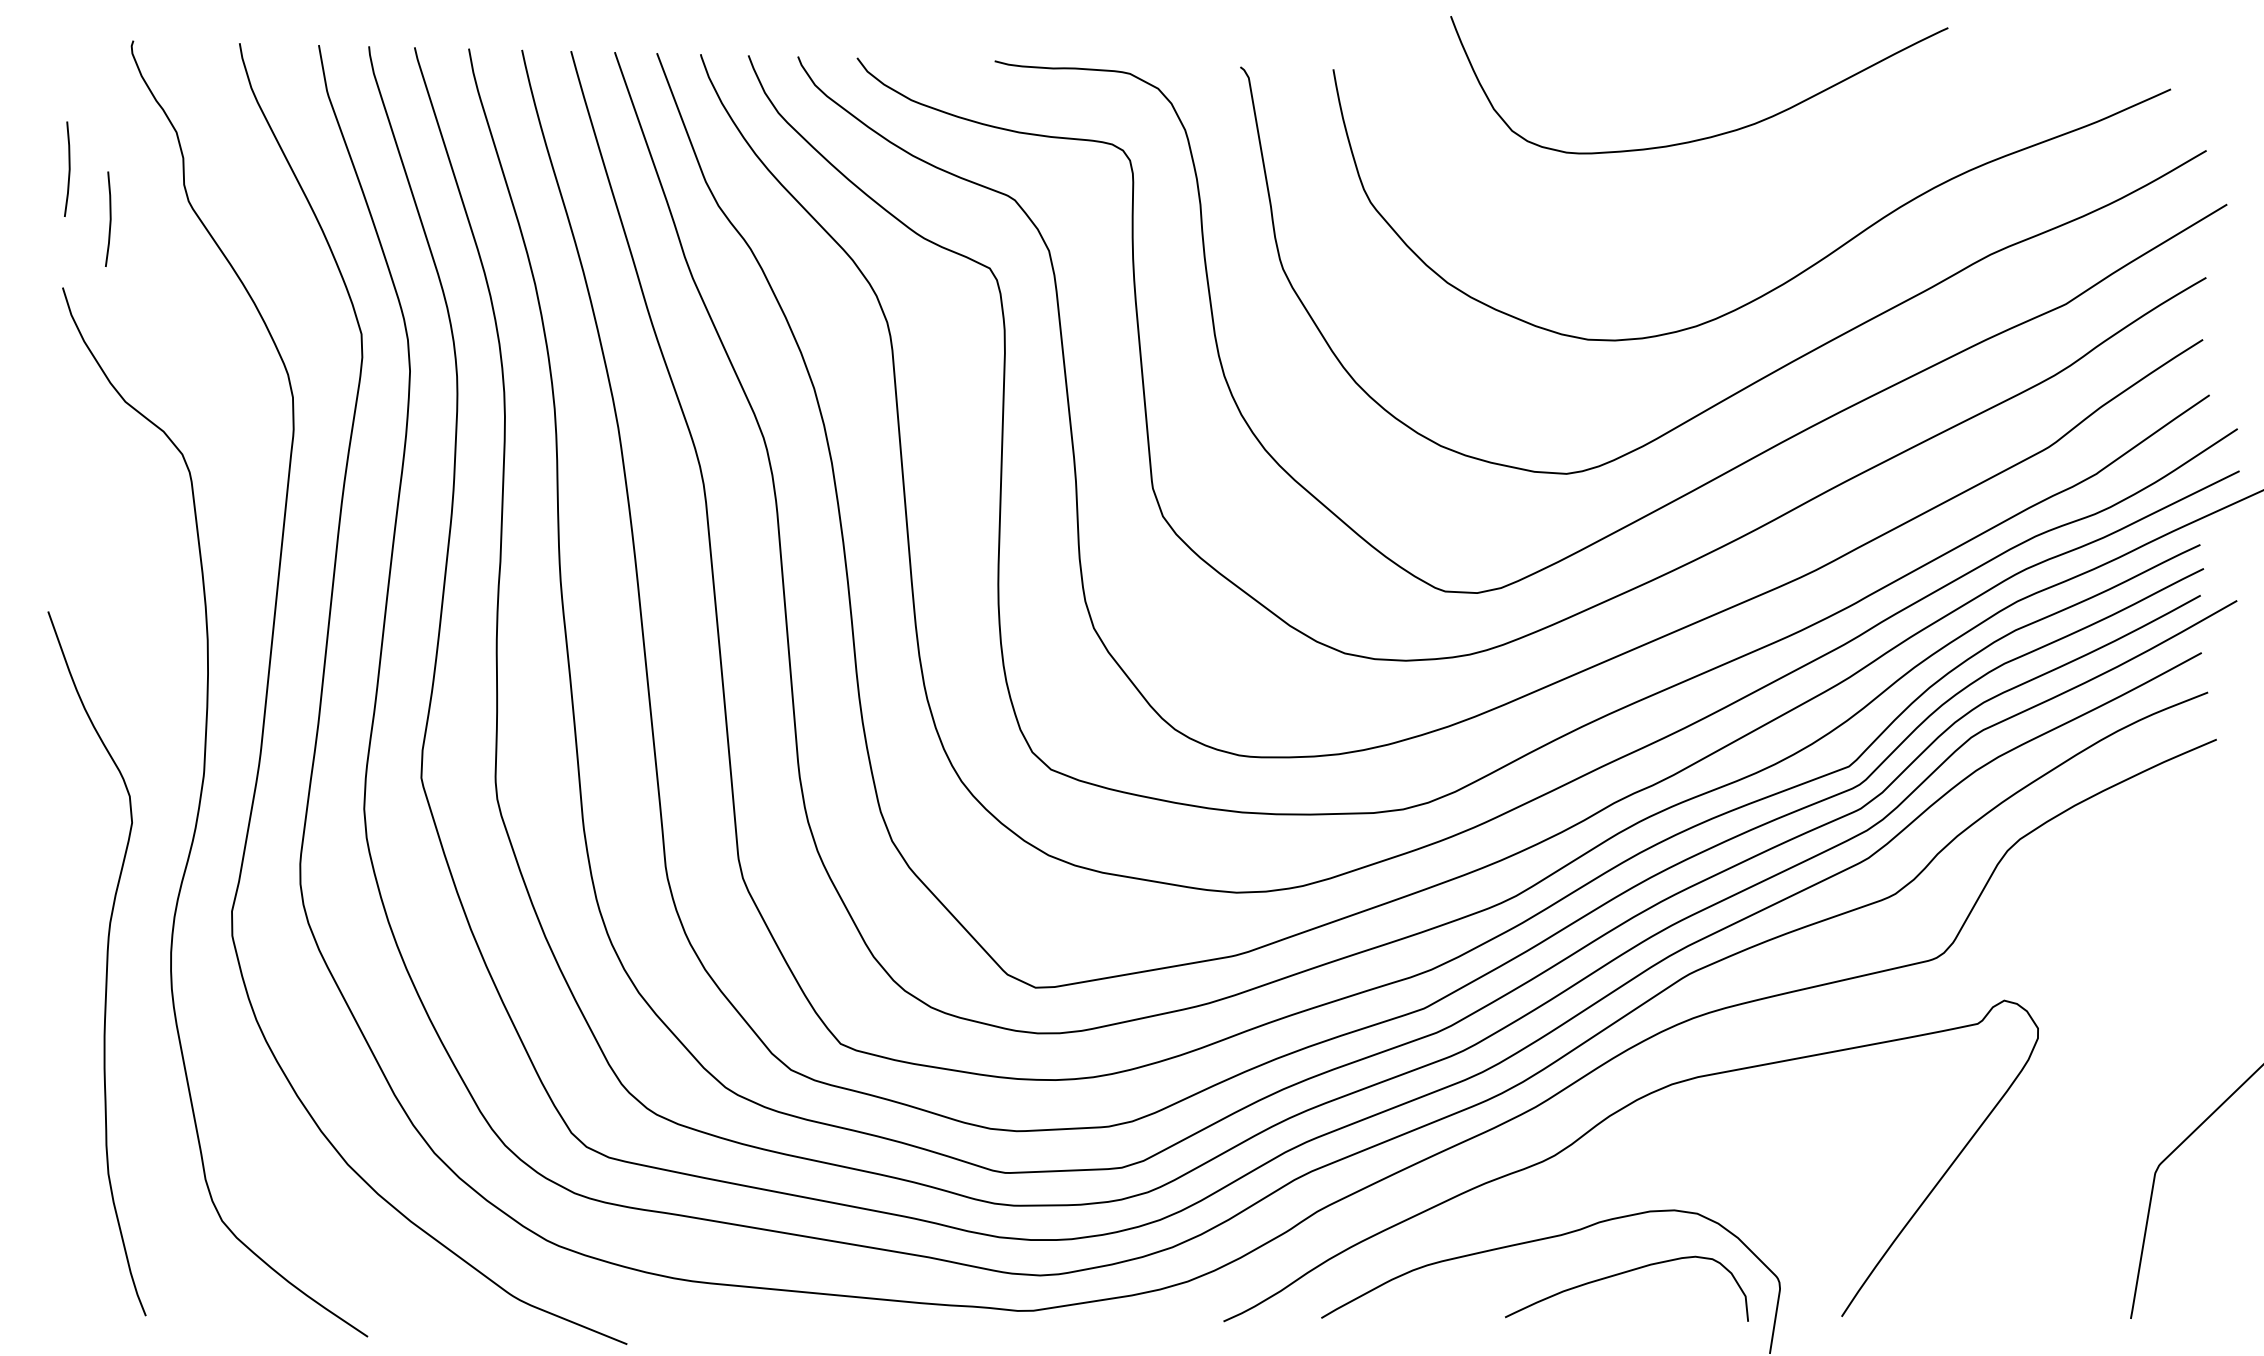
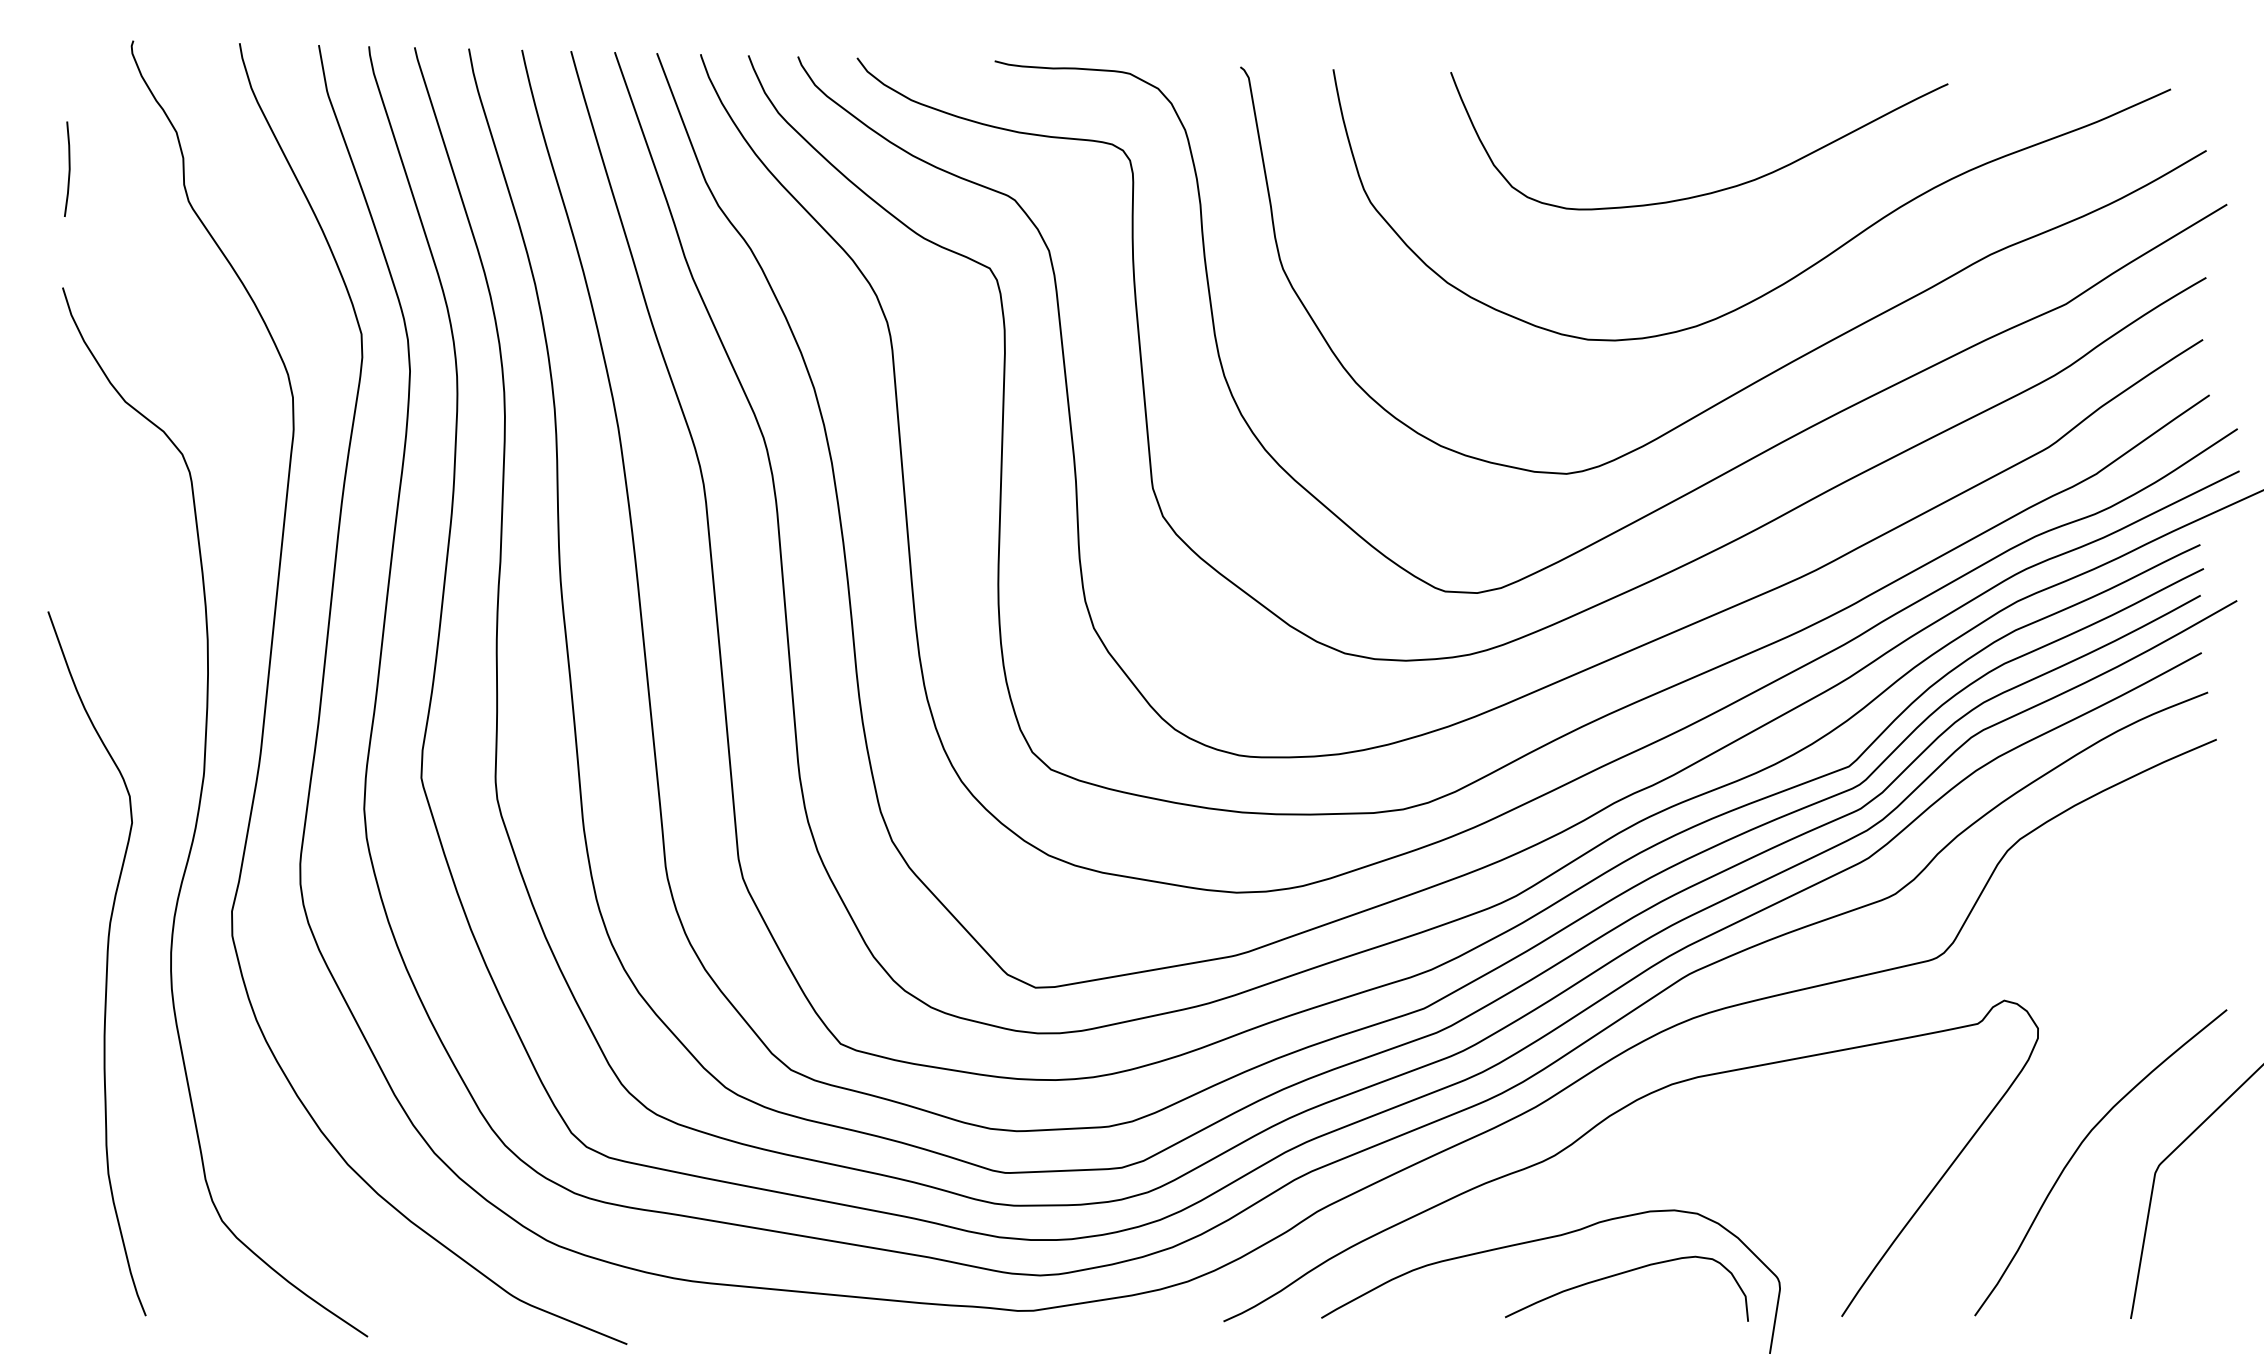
curve position: (1712, 135) -> (1712, 191) (1712, 191)
line: present -> none (109, 218)
curve: none -> present (2081, 1145)
